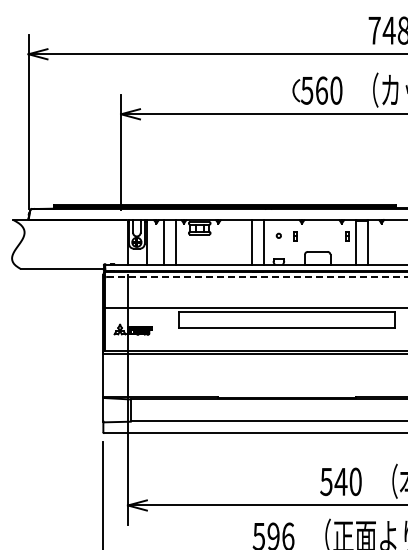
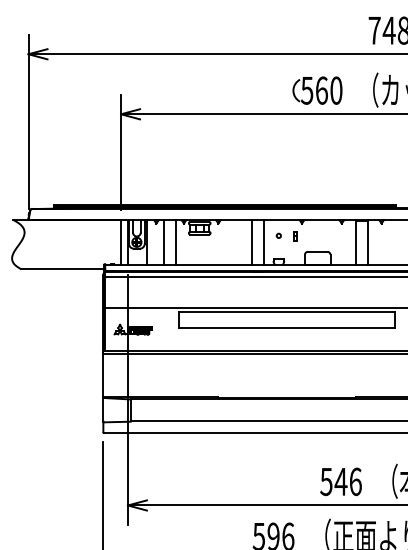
part: present -> none (347, 236)
line: none -> present (121, 241)
line: dashed -> solid (257, 277)
text: 540 -> 546 (355, 481)
